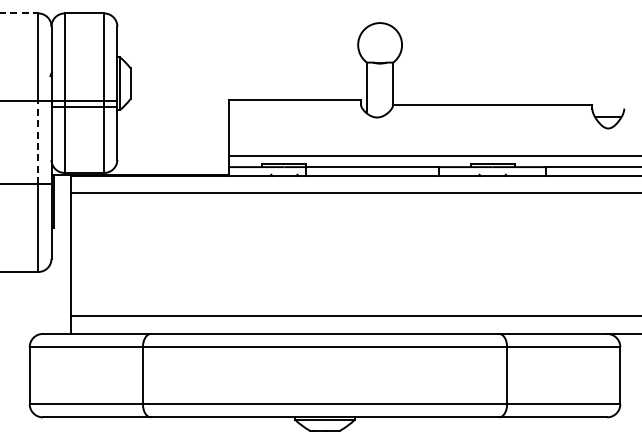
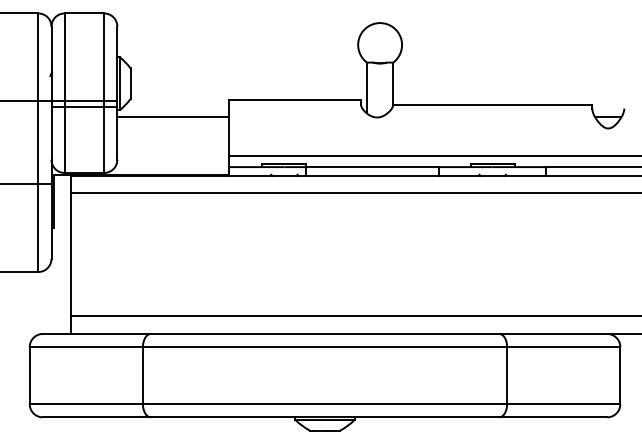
line: dashed -> solid (19, 13)
line: none -> present (173, 117)
line: dashed -> solid (38, 142)
